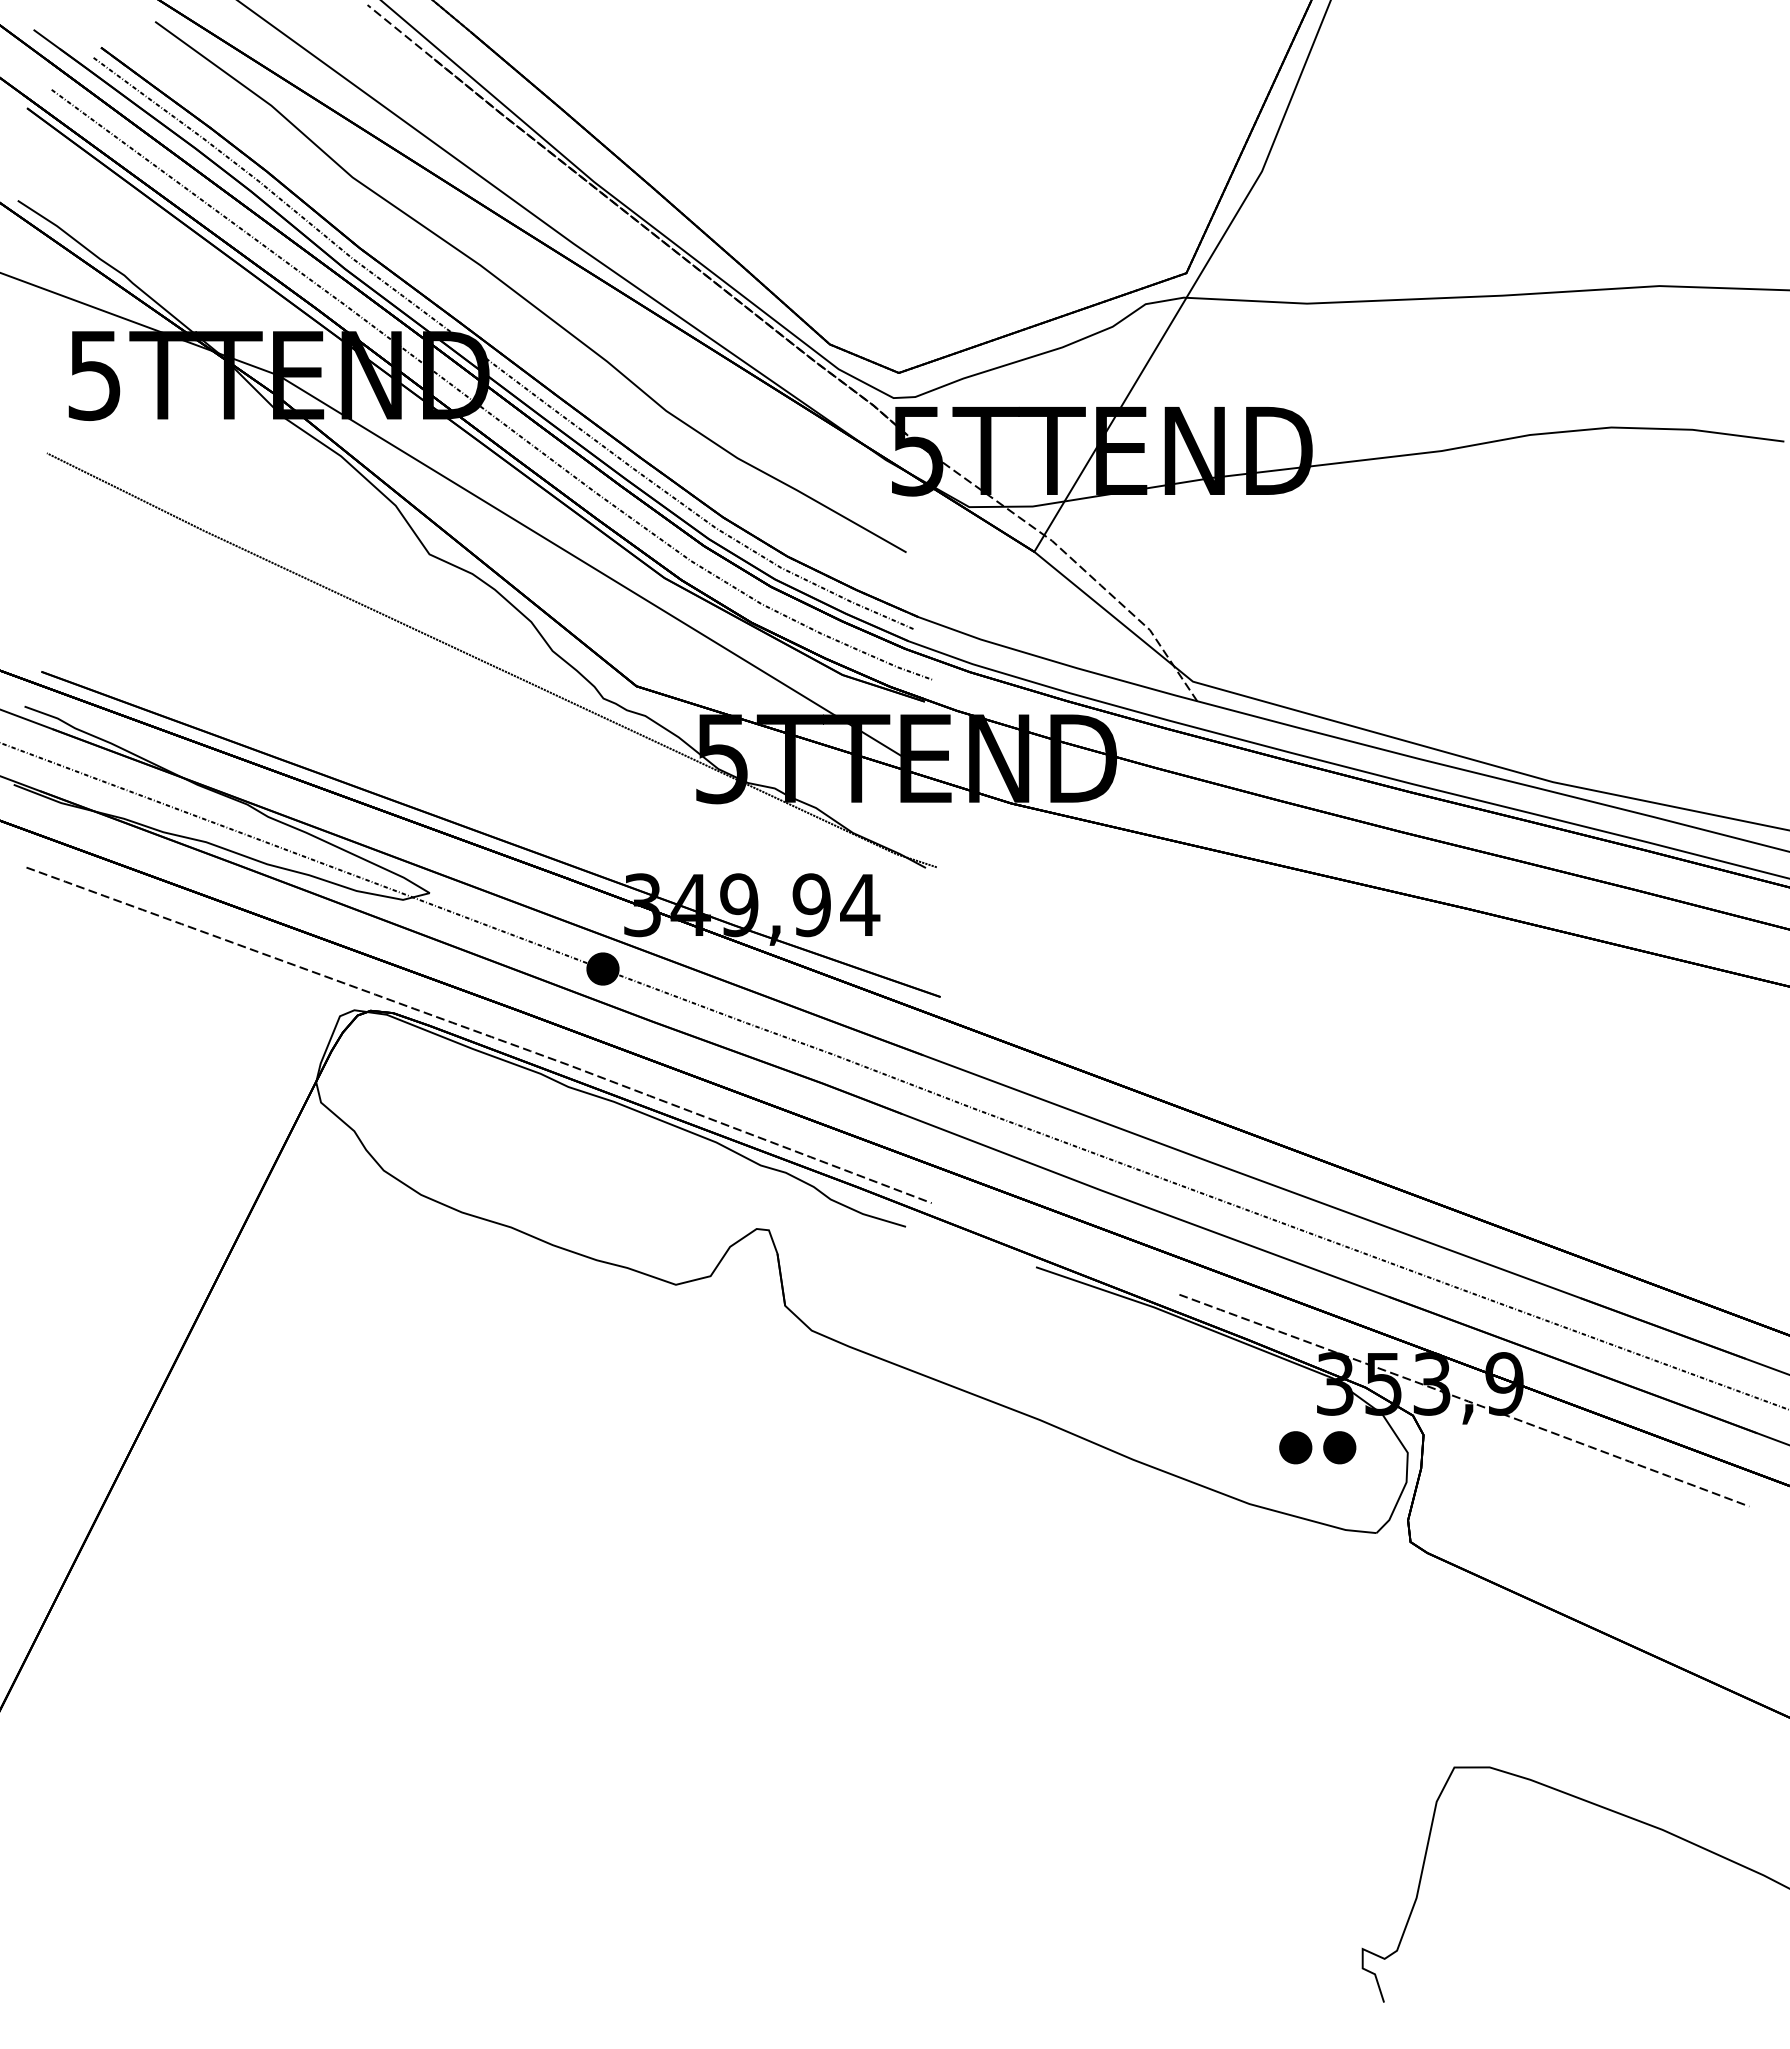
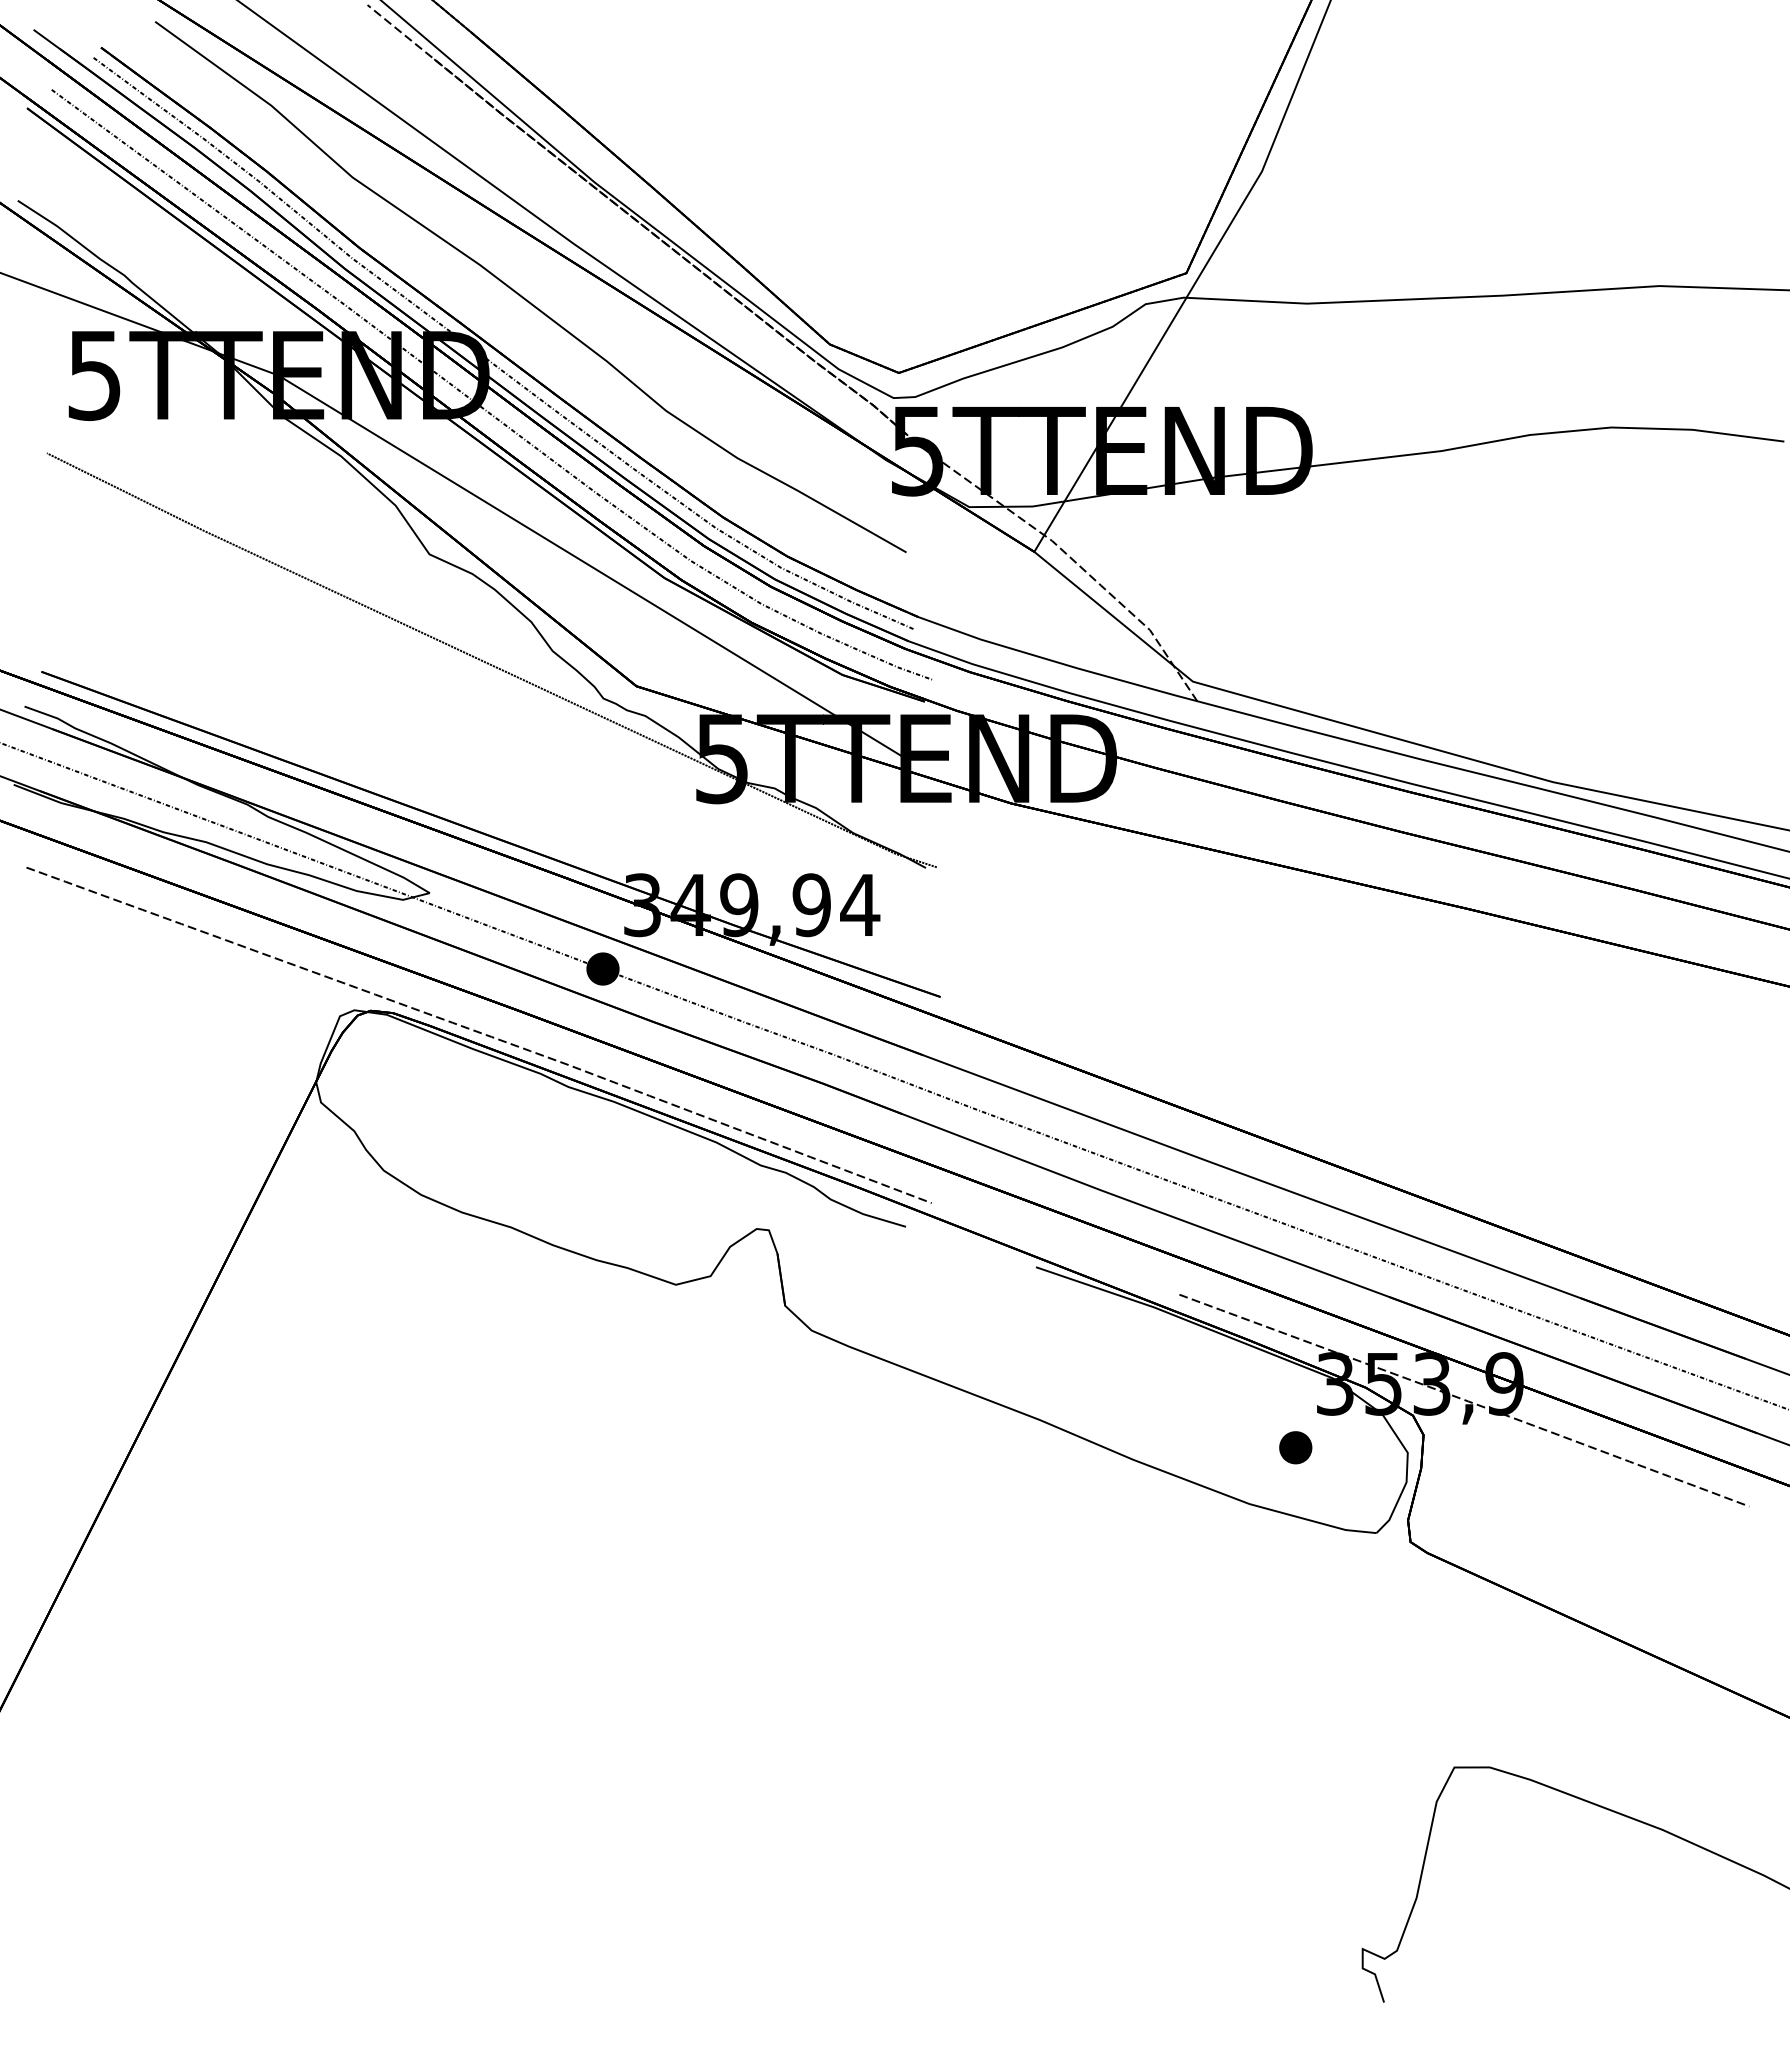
part: present -> none (1339, 1447)
